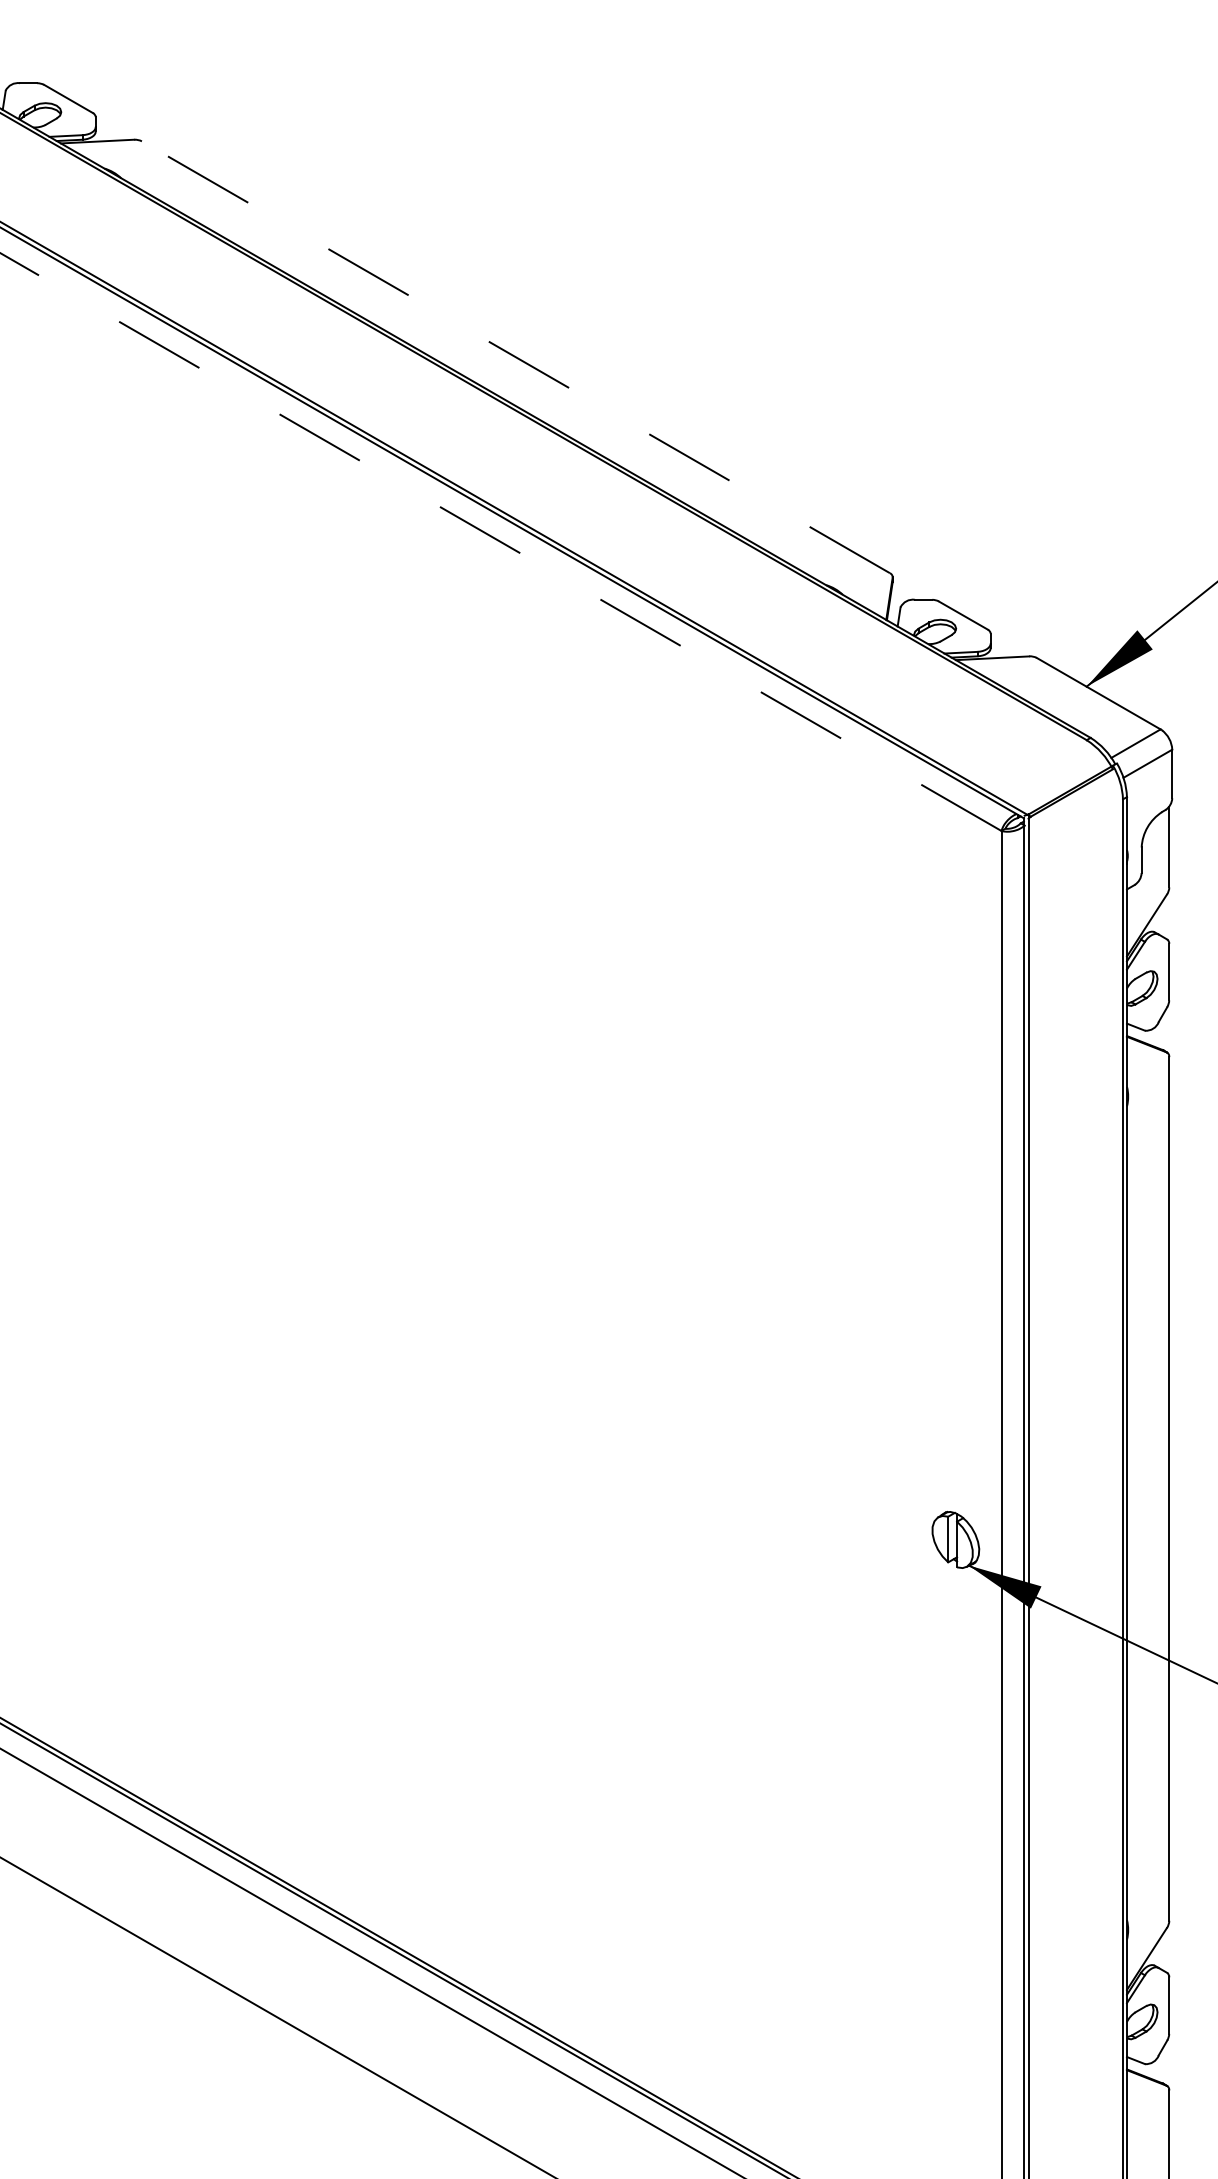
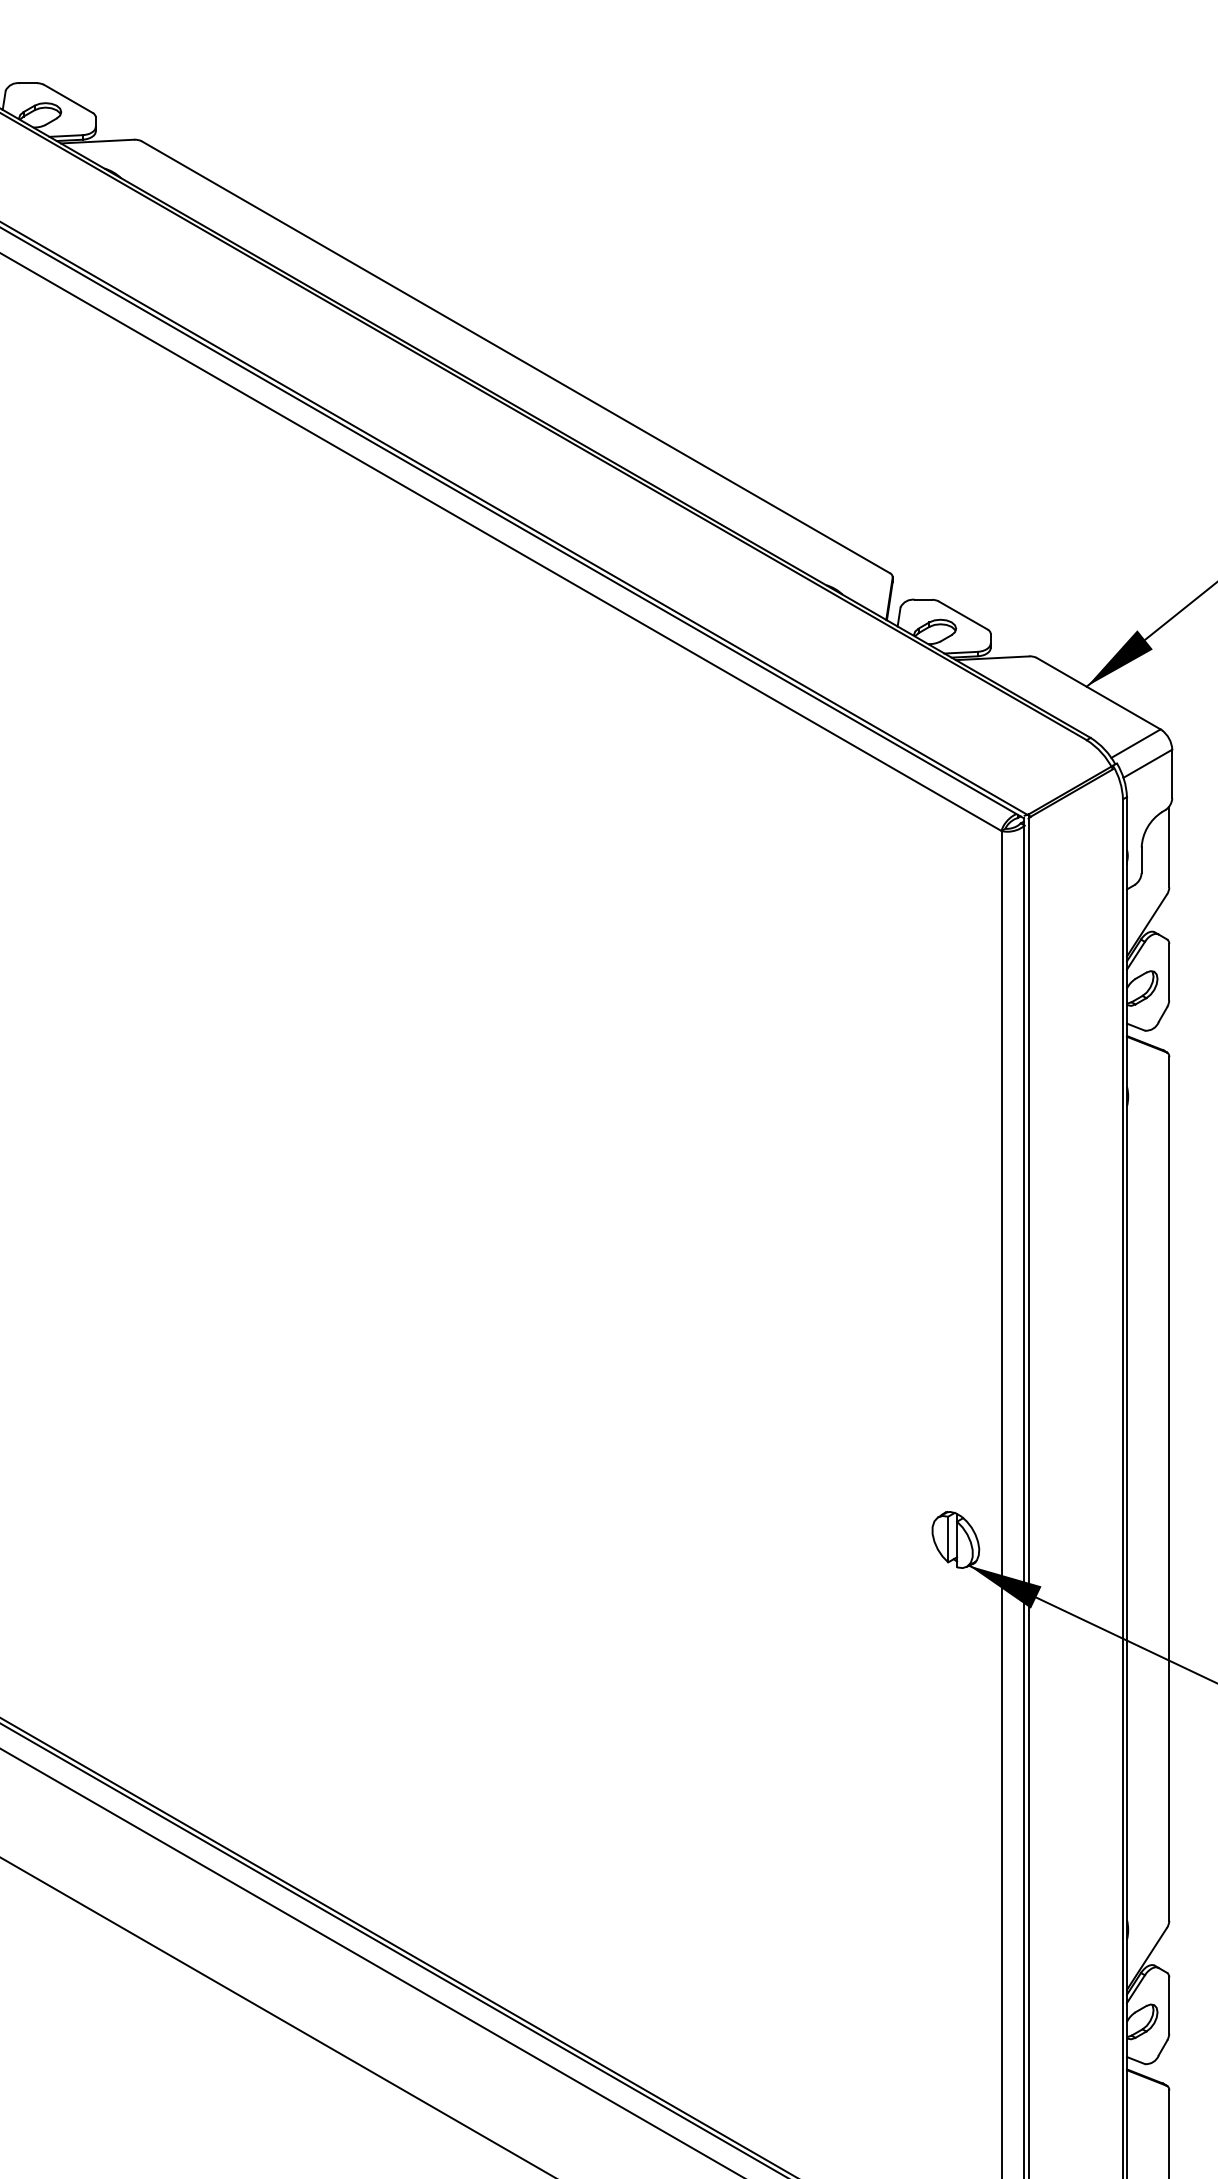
line: dashed -> solid (515, 357)
line: dashed -> solid (500, 542)
